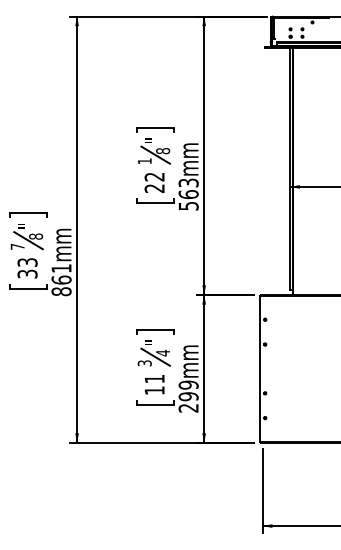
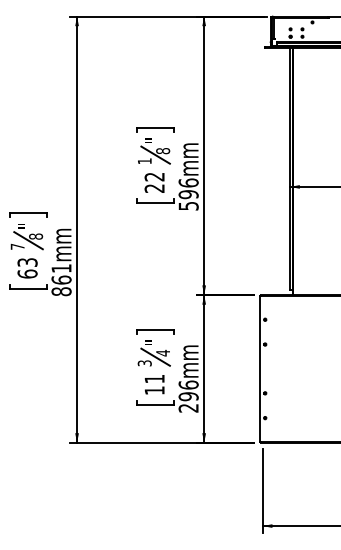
text: 563mm -> 596mm (188, 188)
text: 33 -> 63 (27, 273)
text: 299mm -> 296mm (188, 384)
